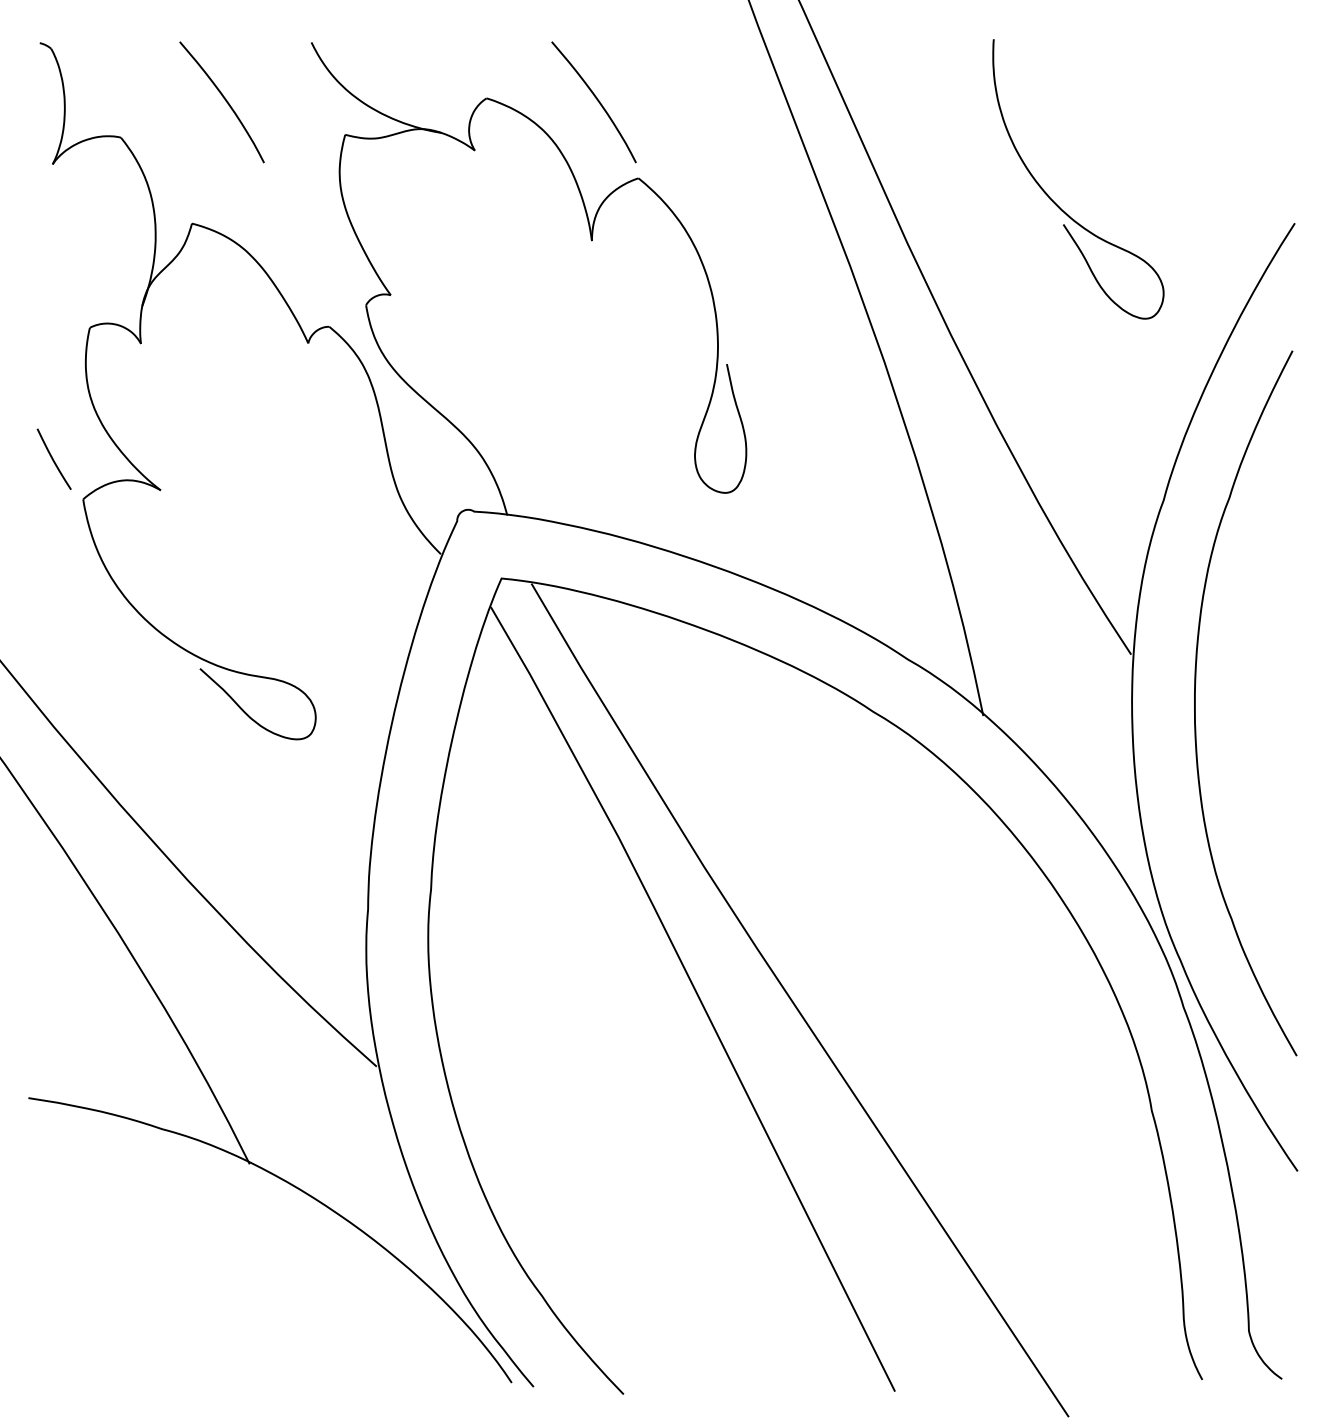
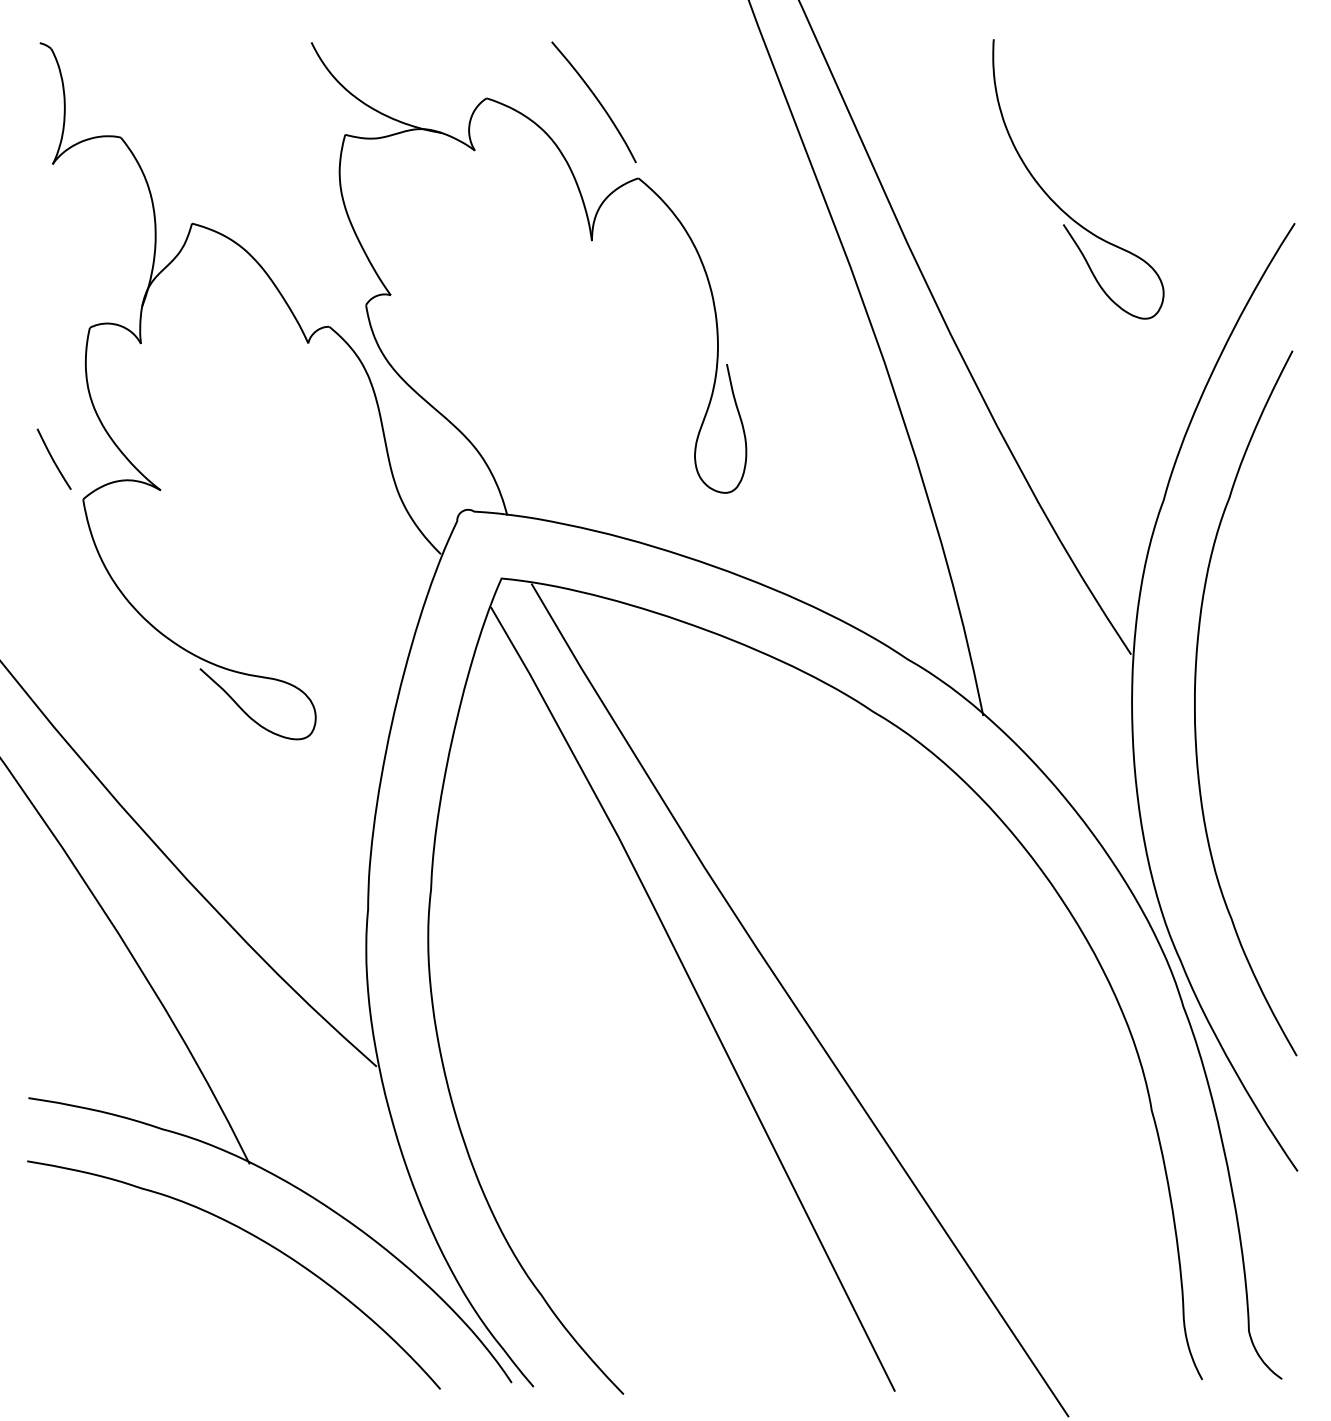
curve: present -> none (225, 101)
curve: none -> present (256, 1238)
